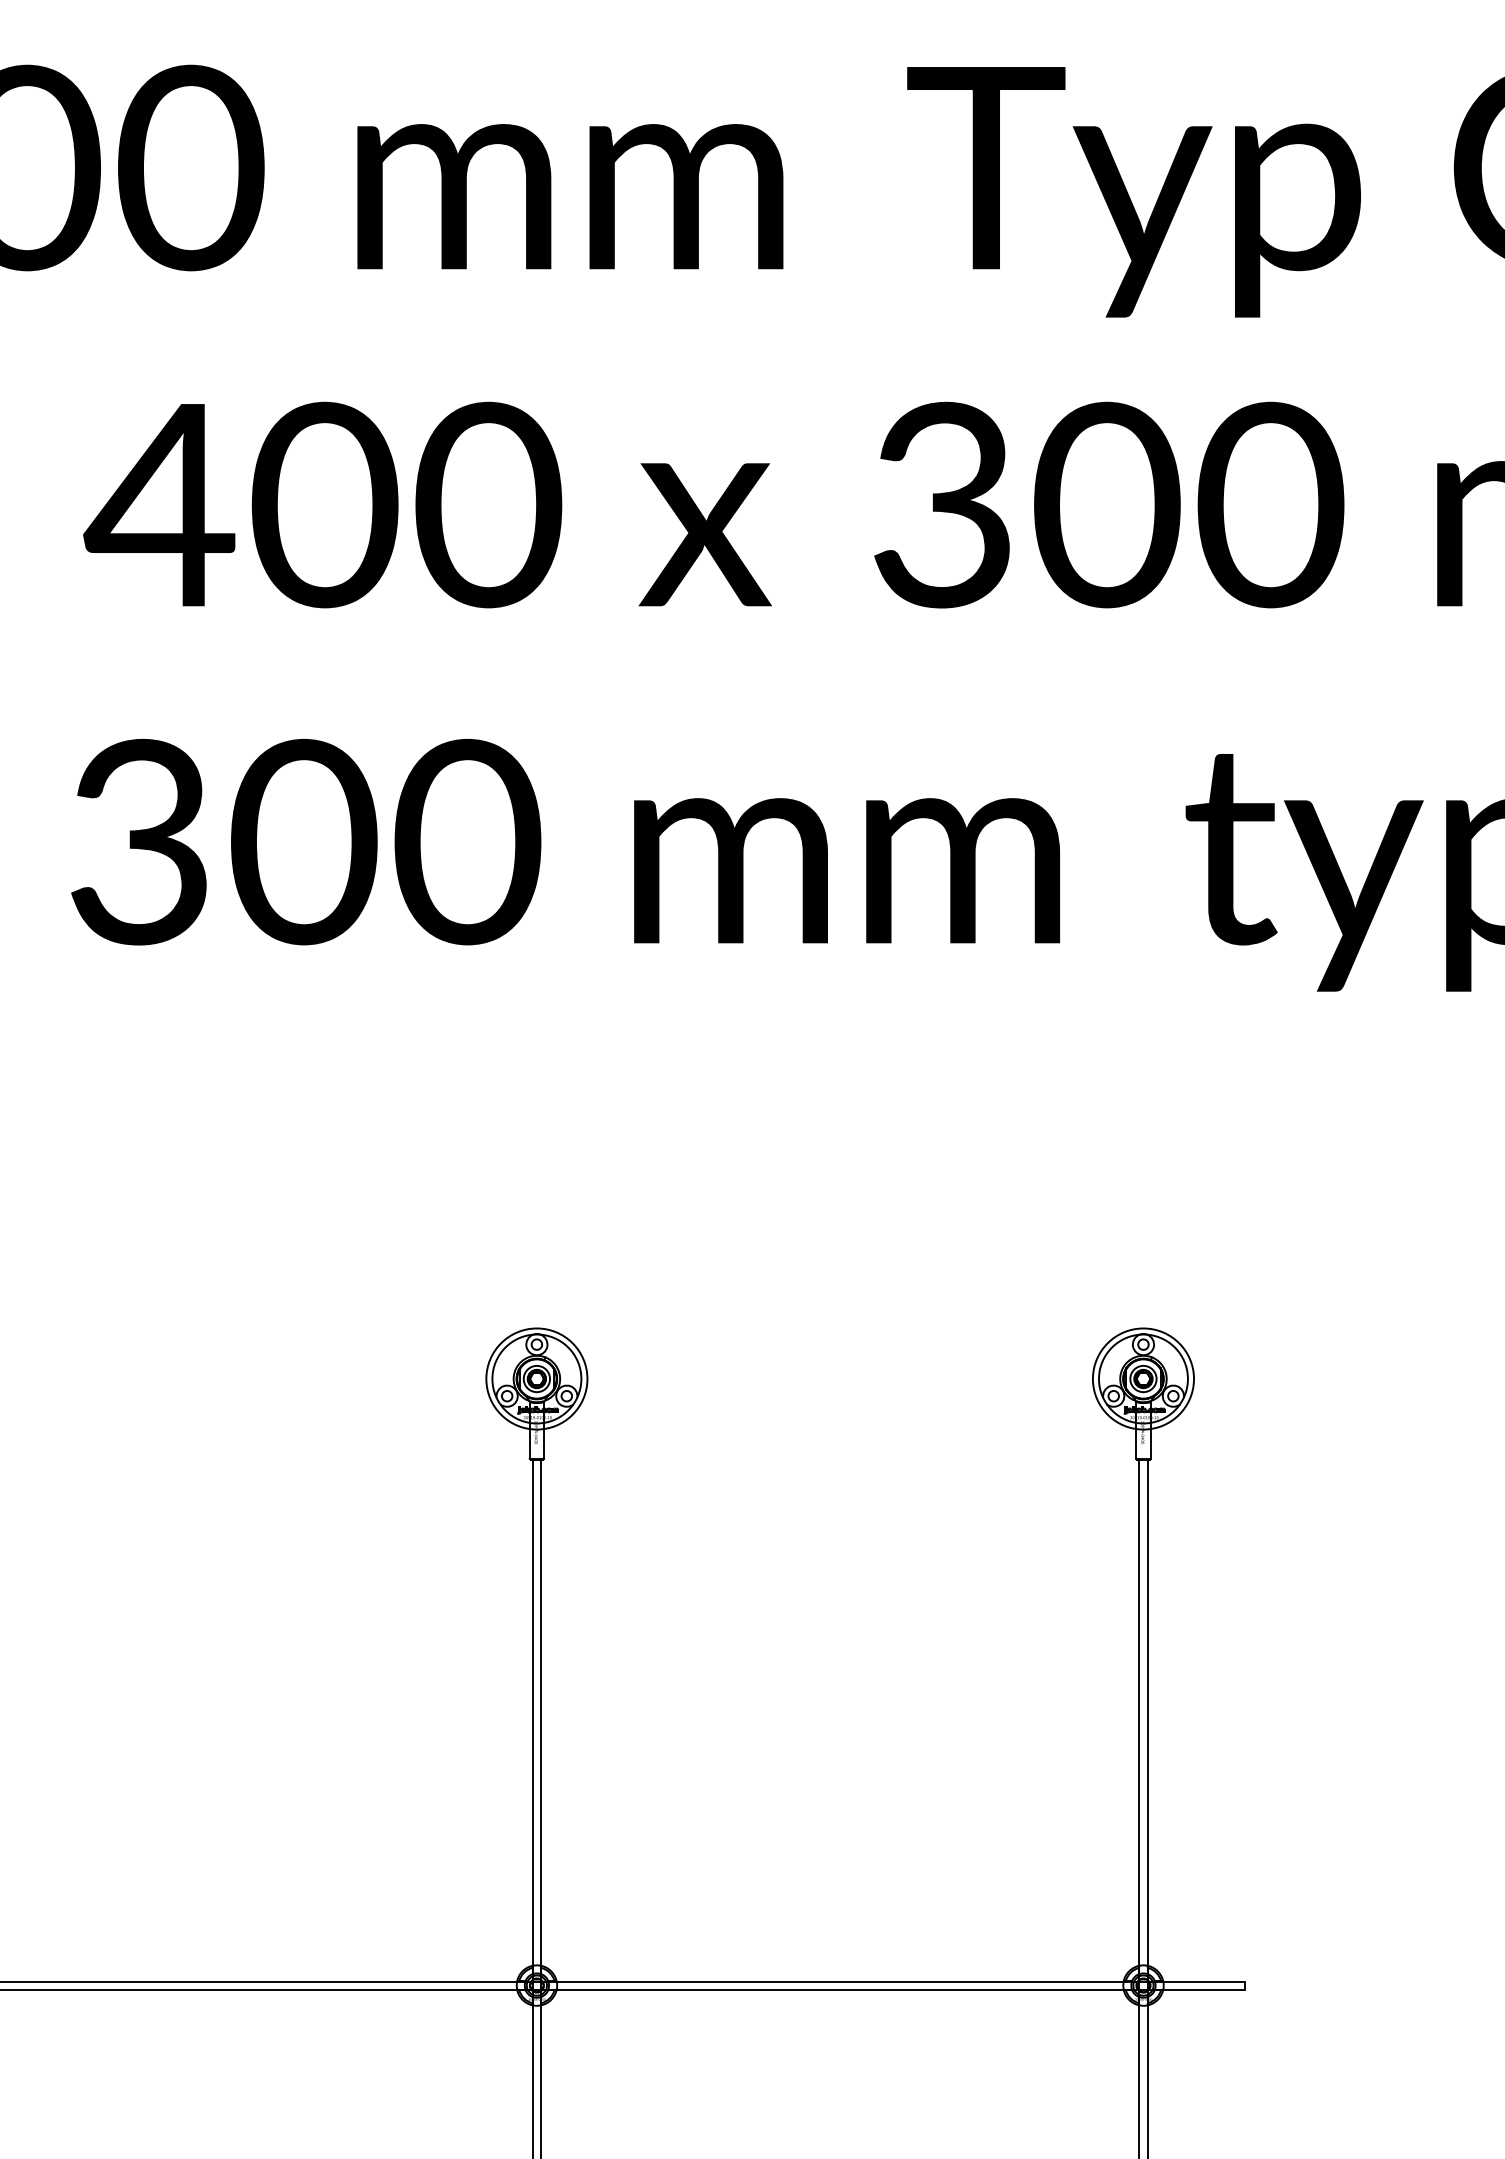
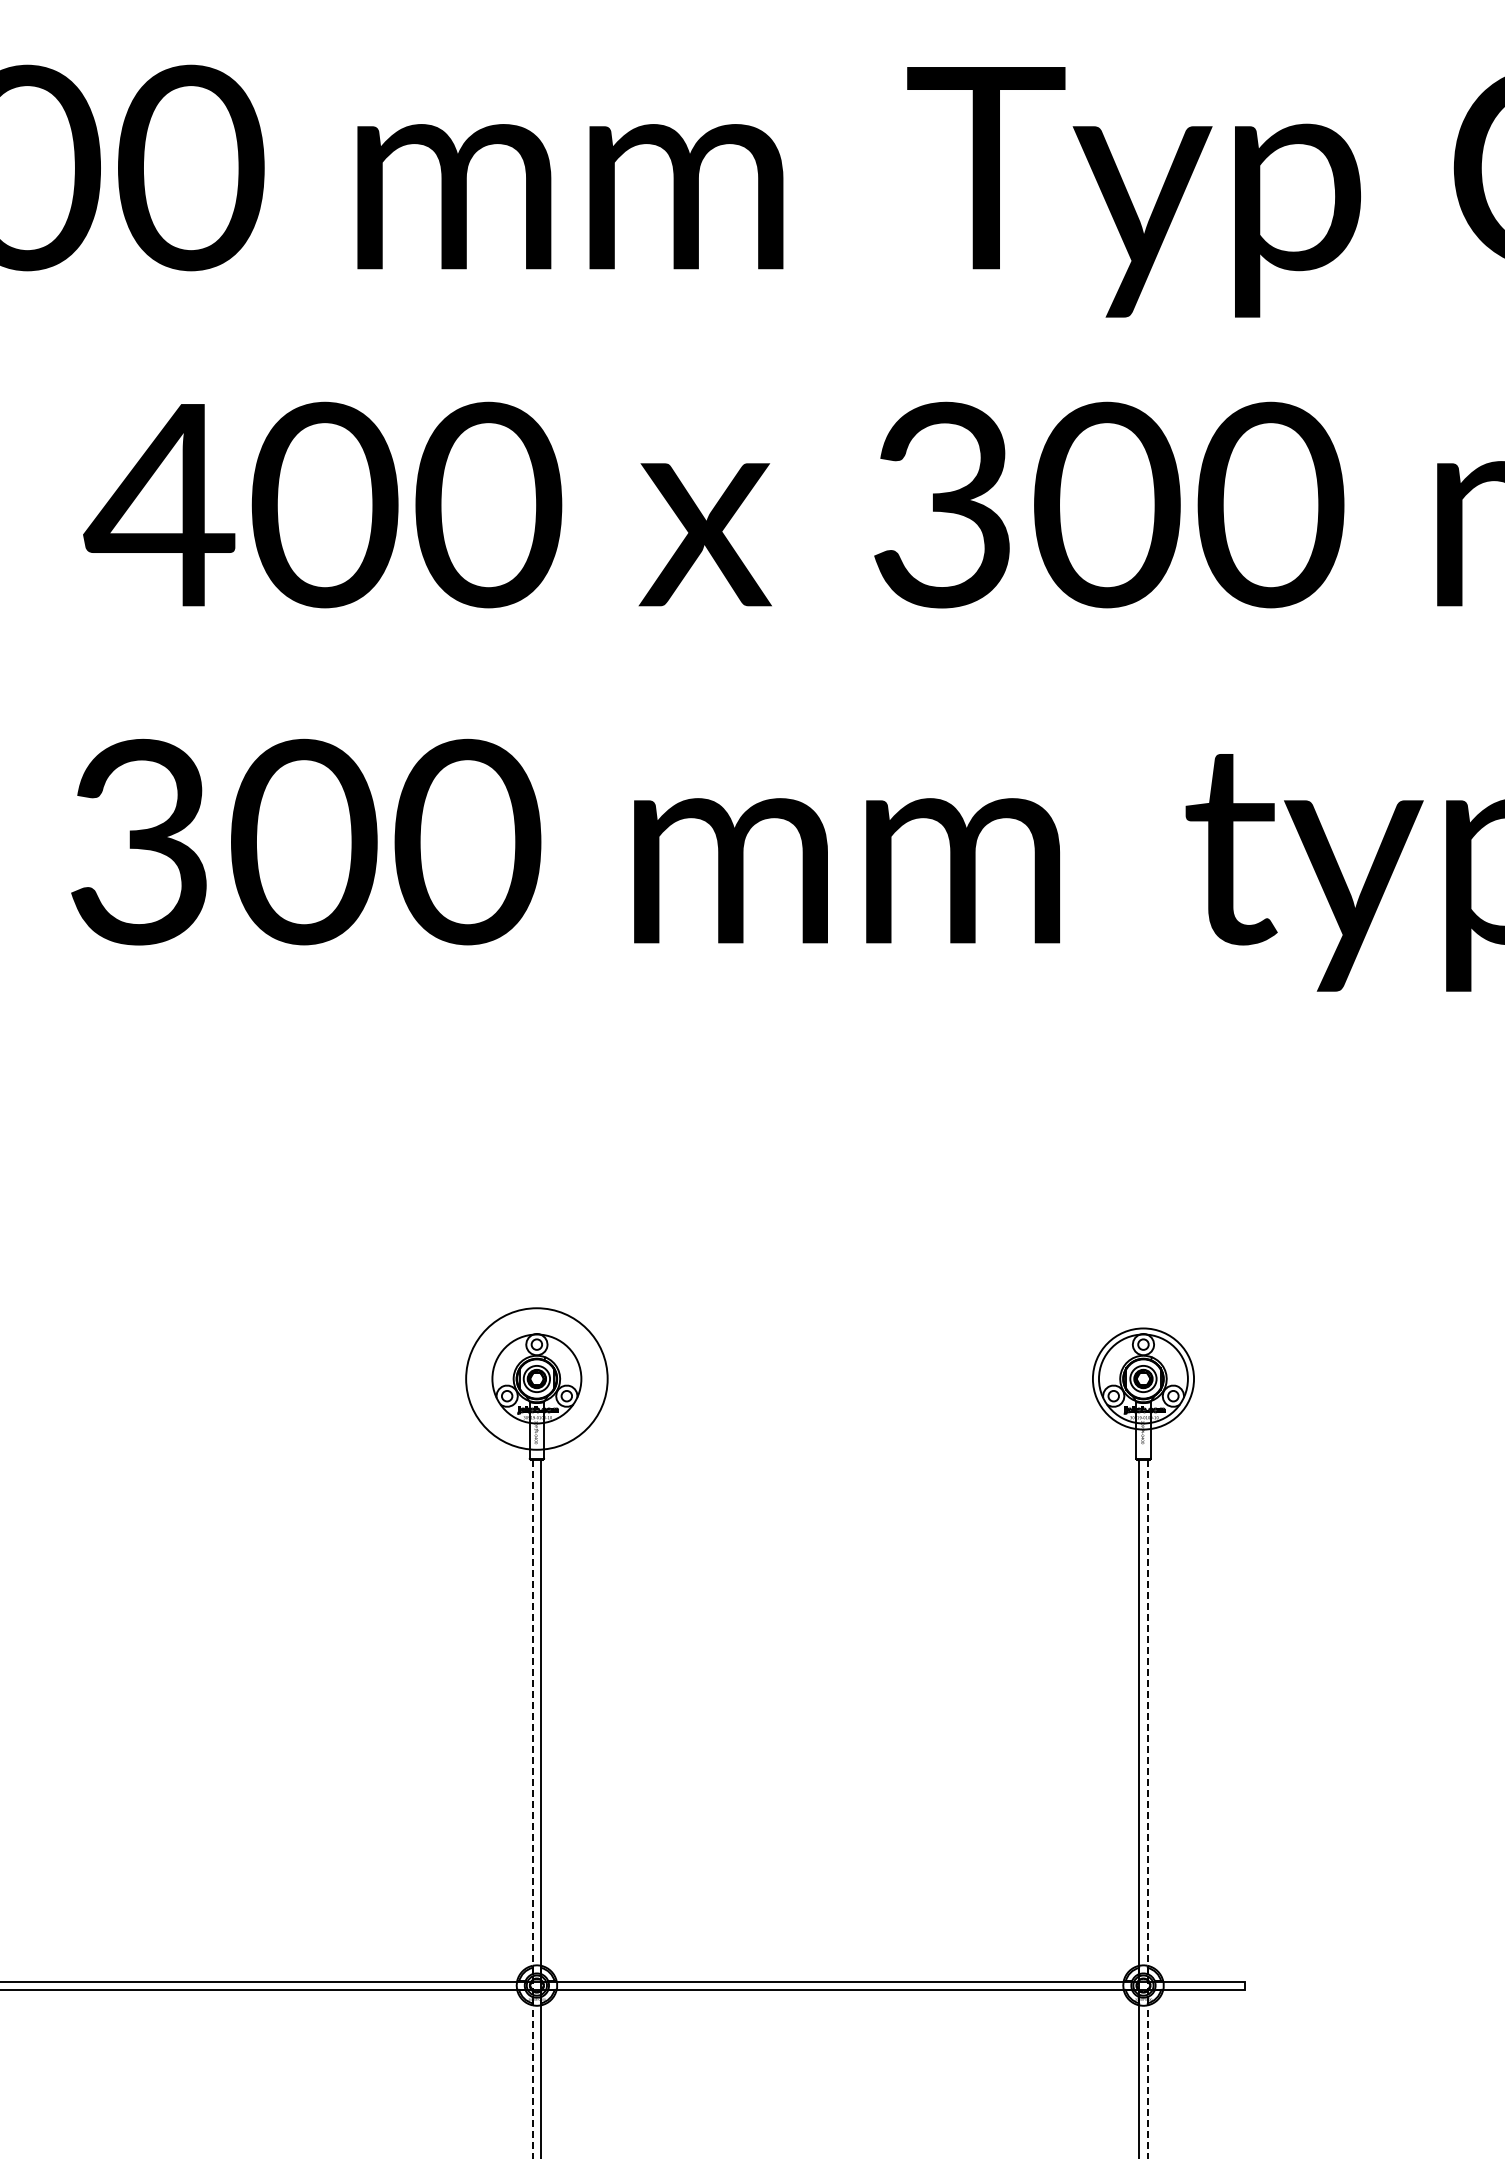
circle diameter: 101 px -> 142 px (536, 1378)
line: solid -> dashed (532, 1809)
line: solid -> dashed (1147, 1809)
